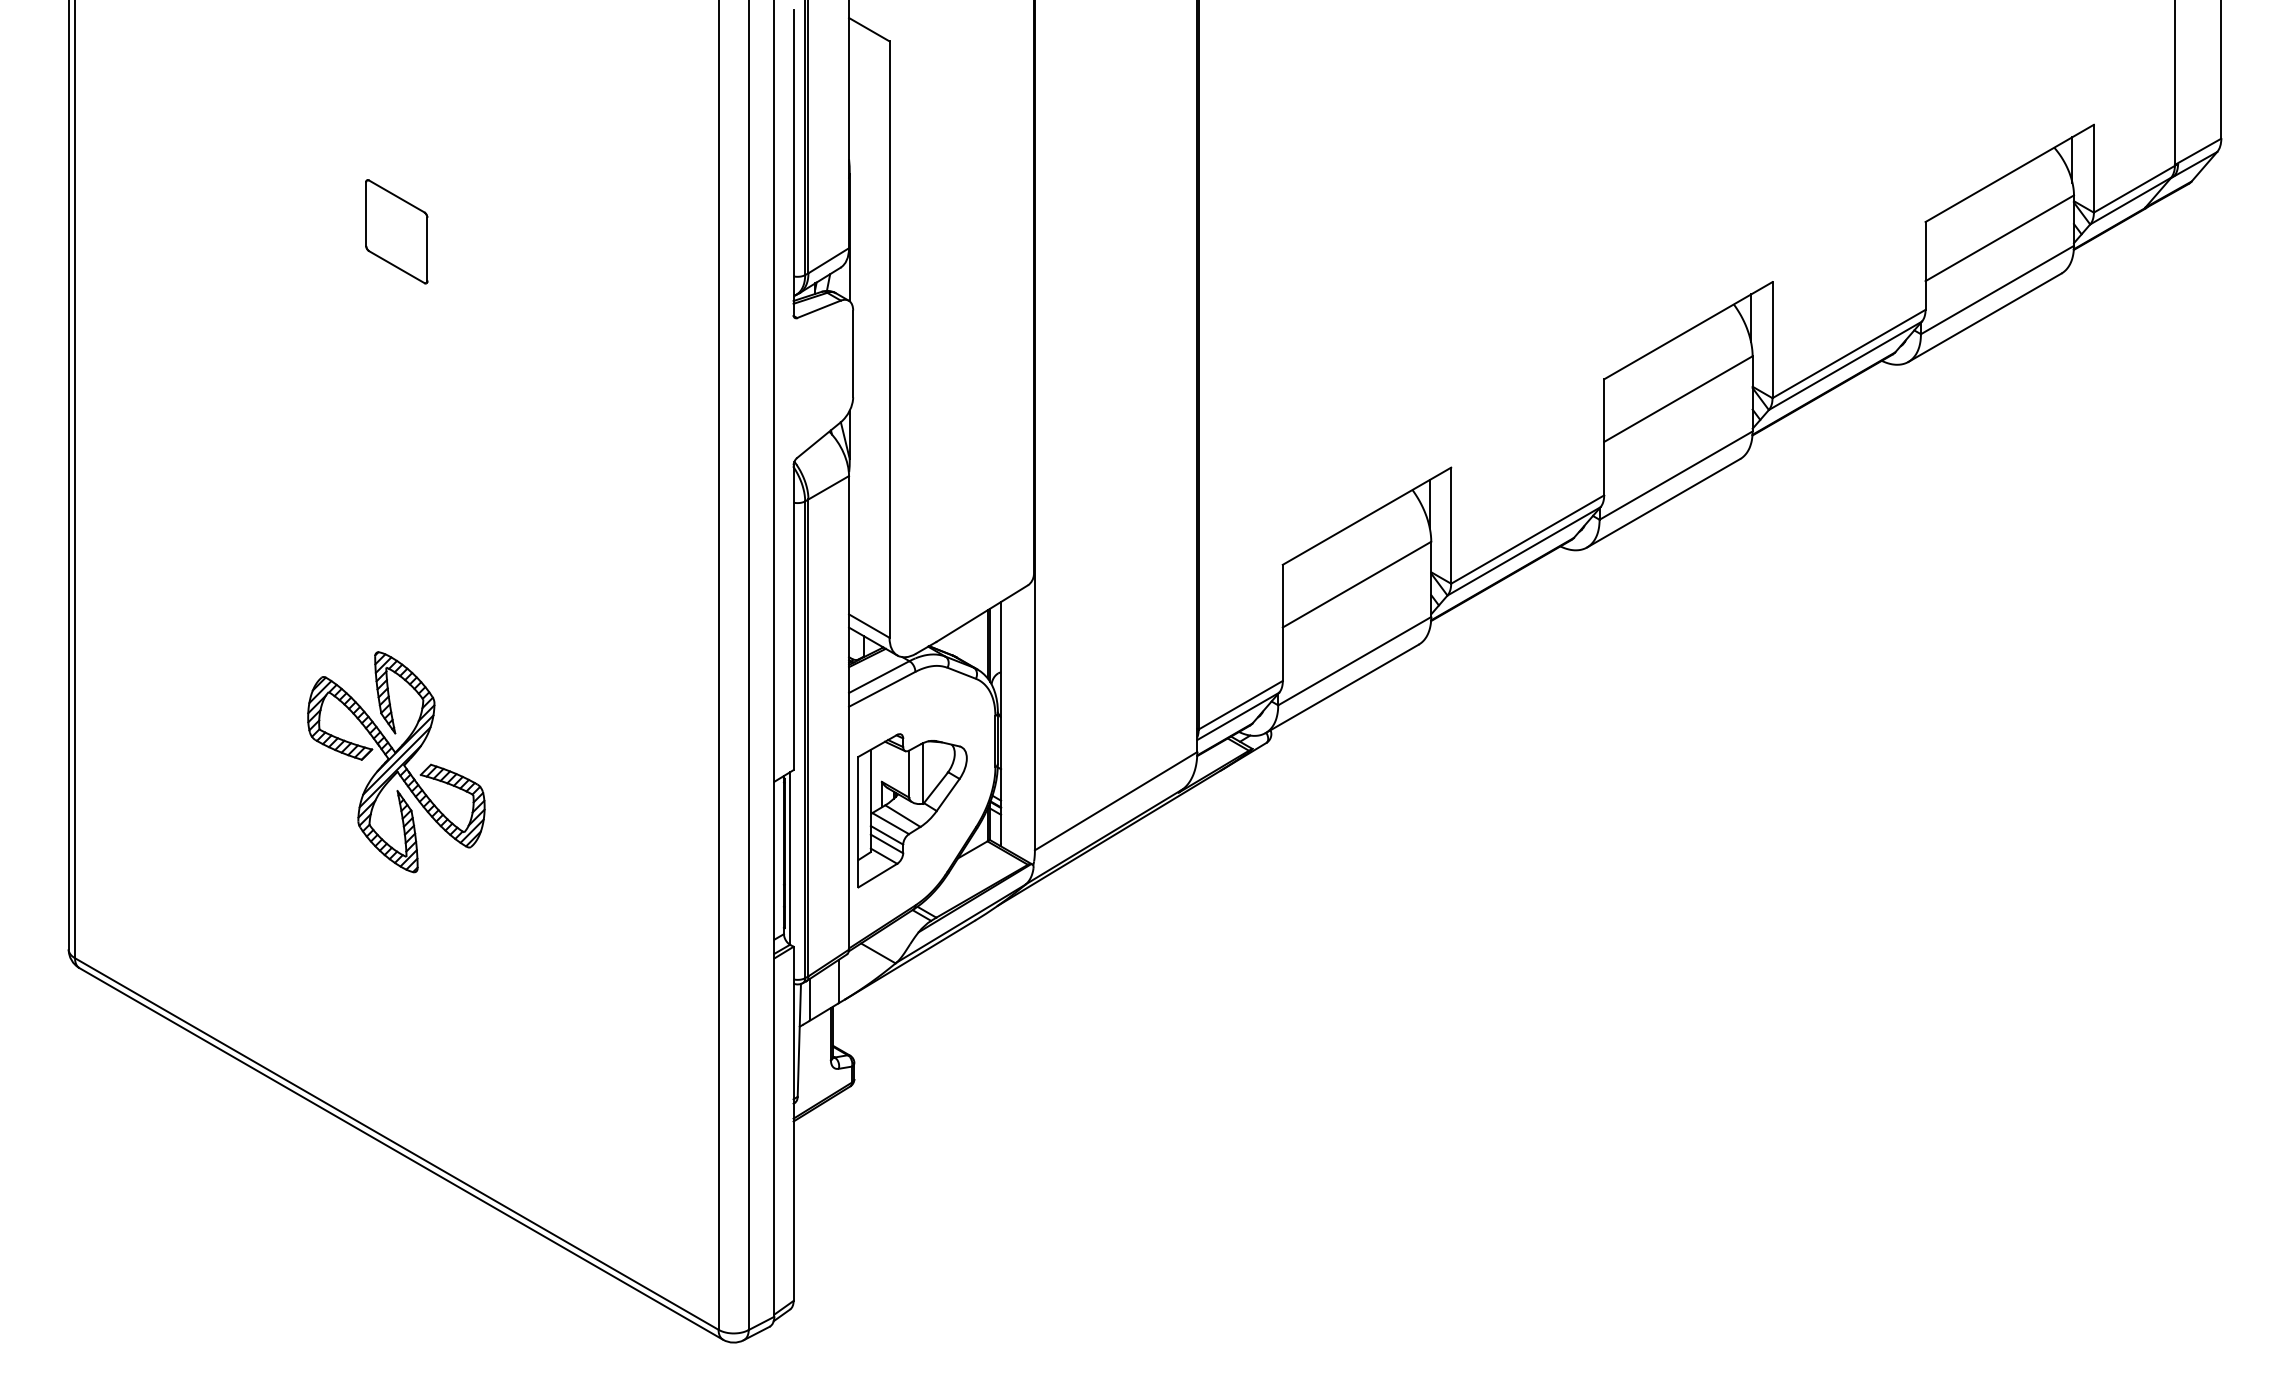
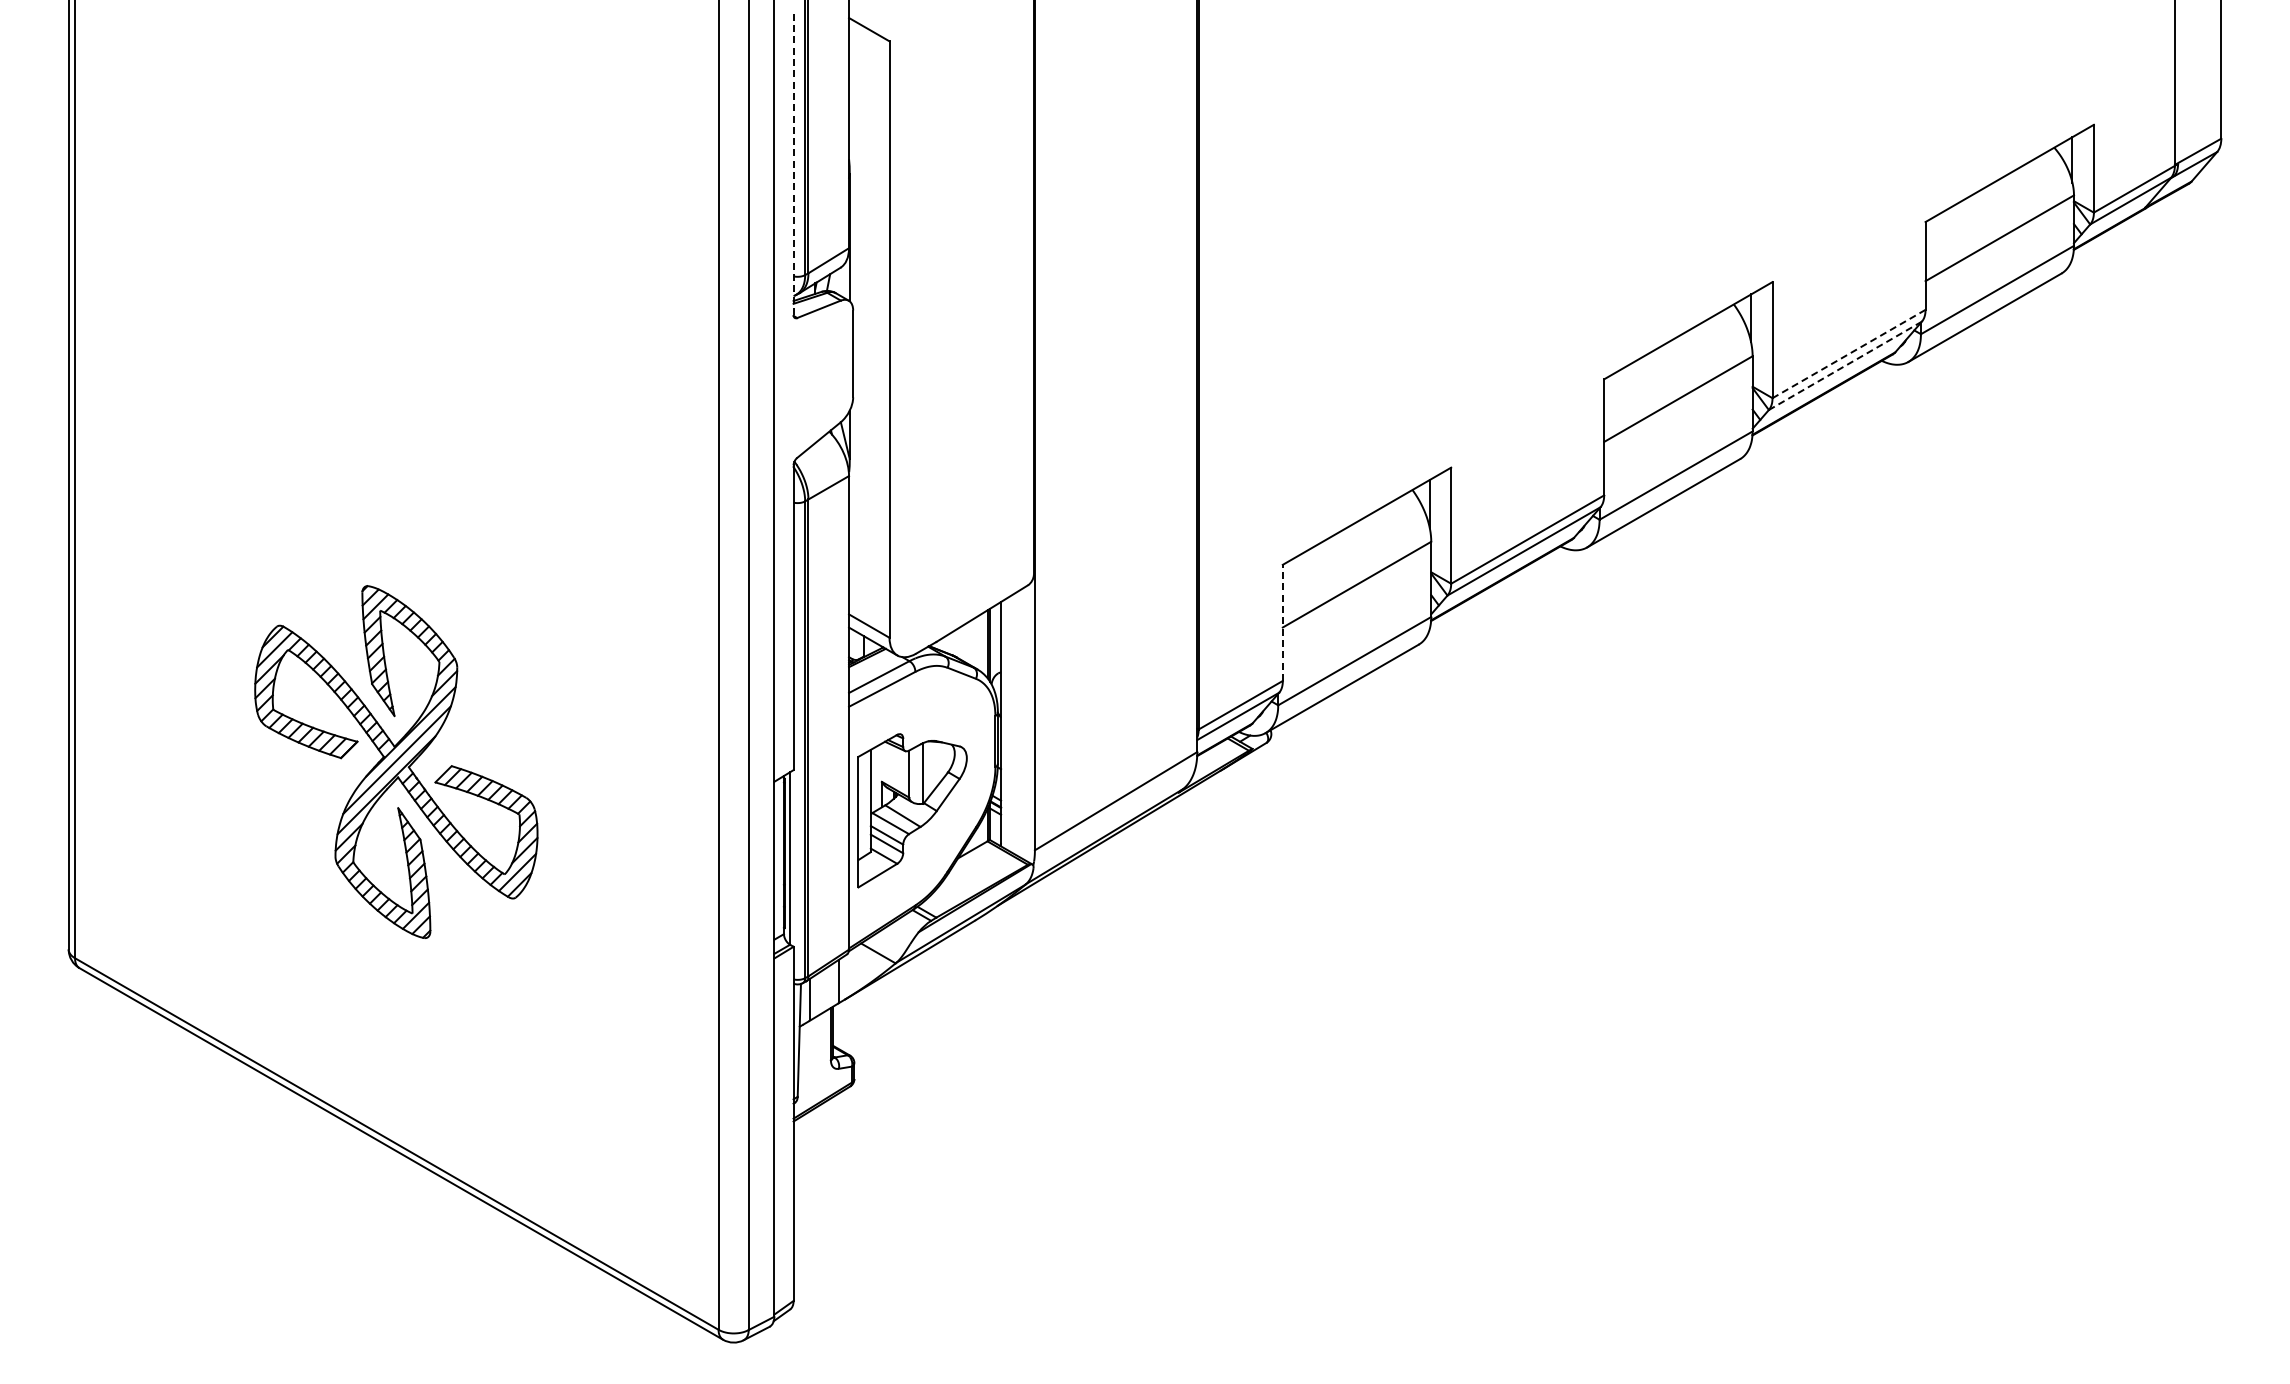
line: solid -> dashed (793, 162)
part: present -> none (396, 231)
line: solid -> dashed (1848, 354)
line: solid -> dashed (1844, 366)
line: solid -> dashed (1282, 622)
part size: 179x223 px -> 285x354 px (396, 761)
